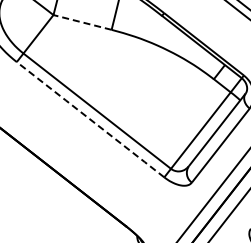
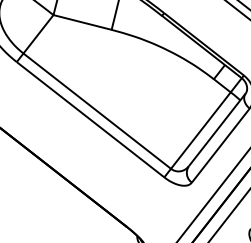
line: dashed -> solid (82, 22)
line: dashed -> solid (90, 119)
